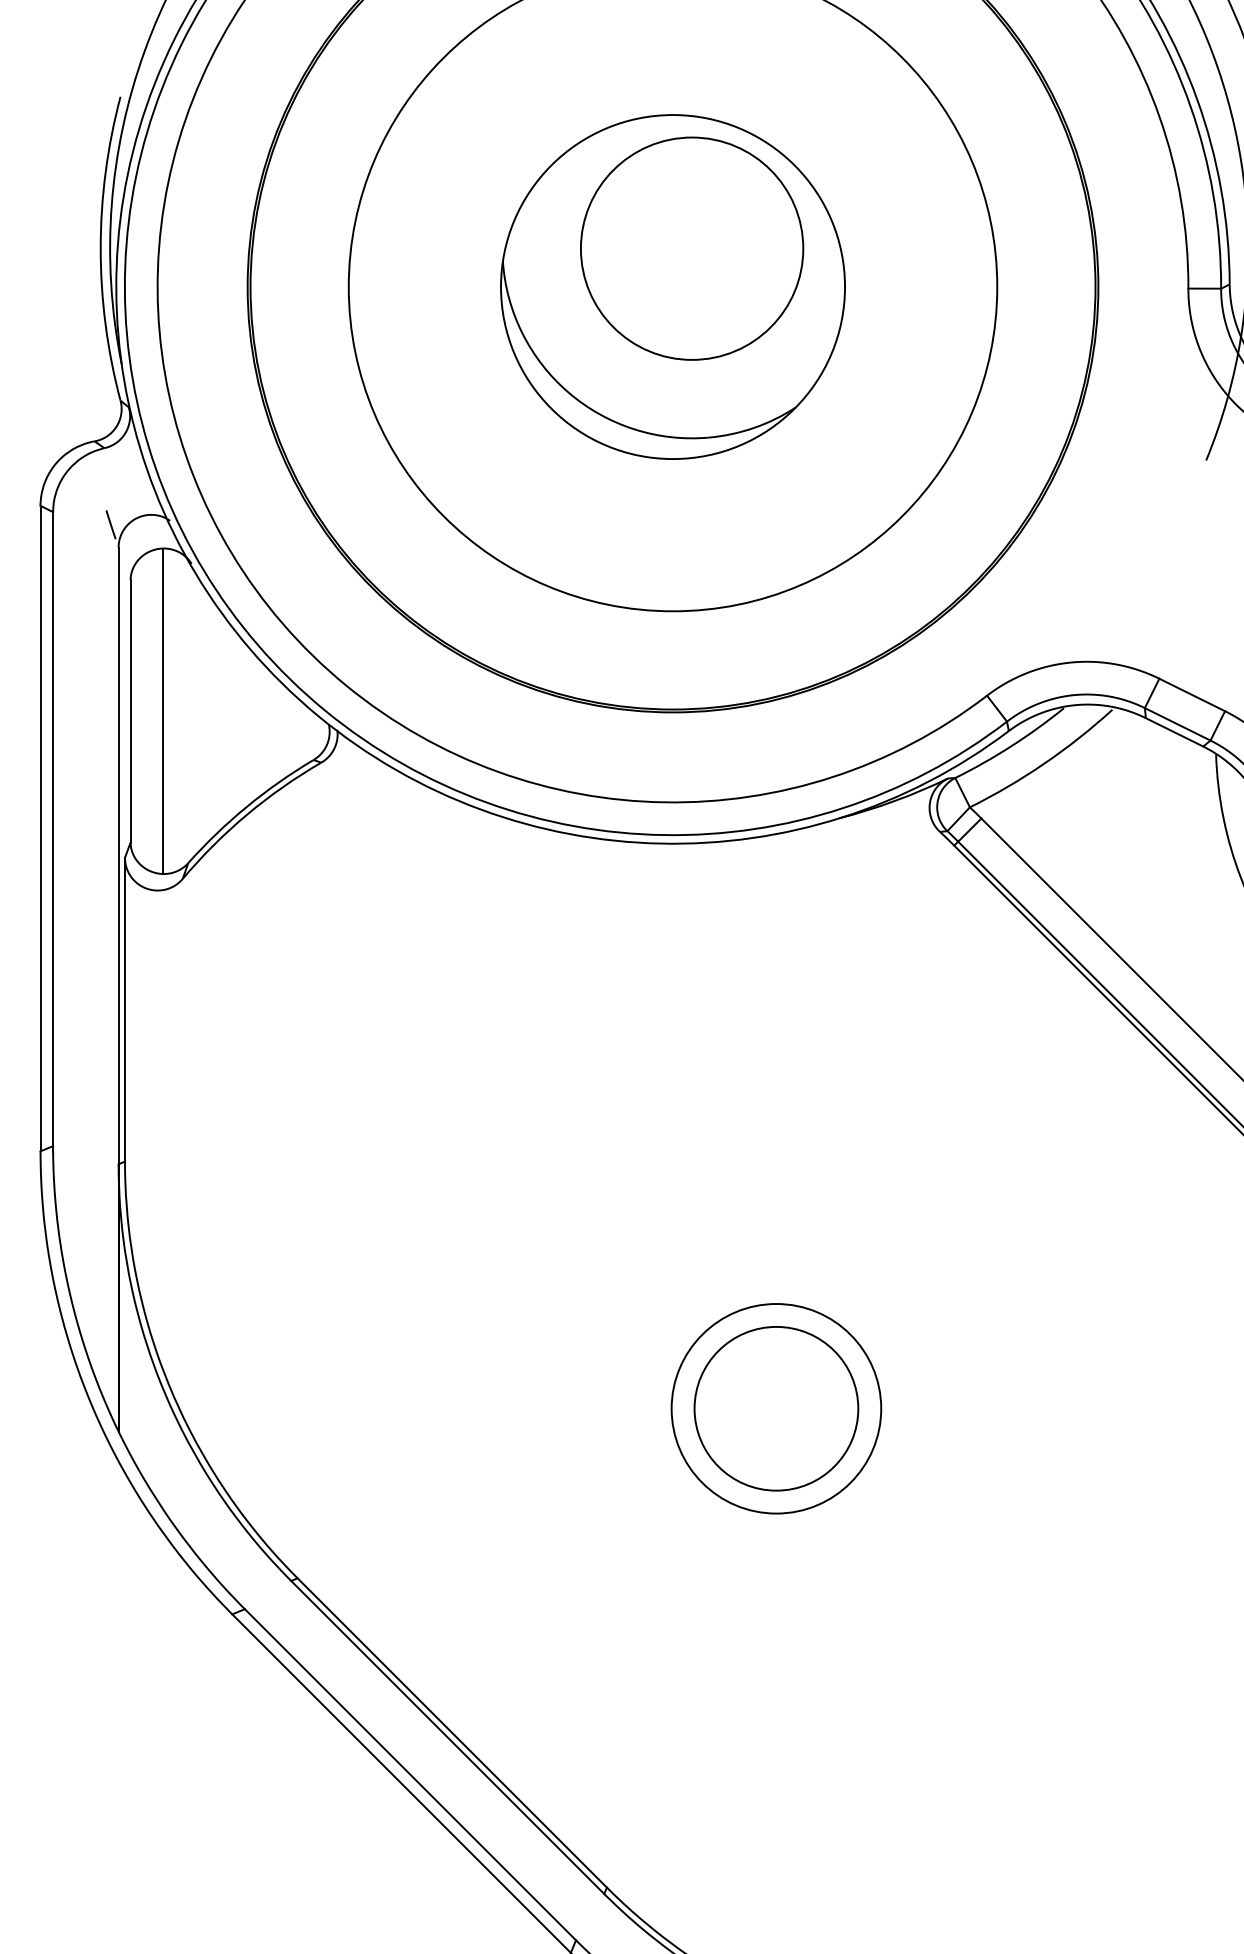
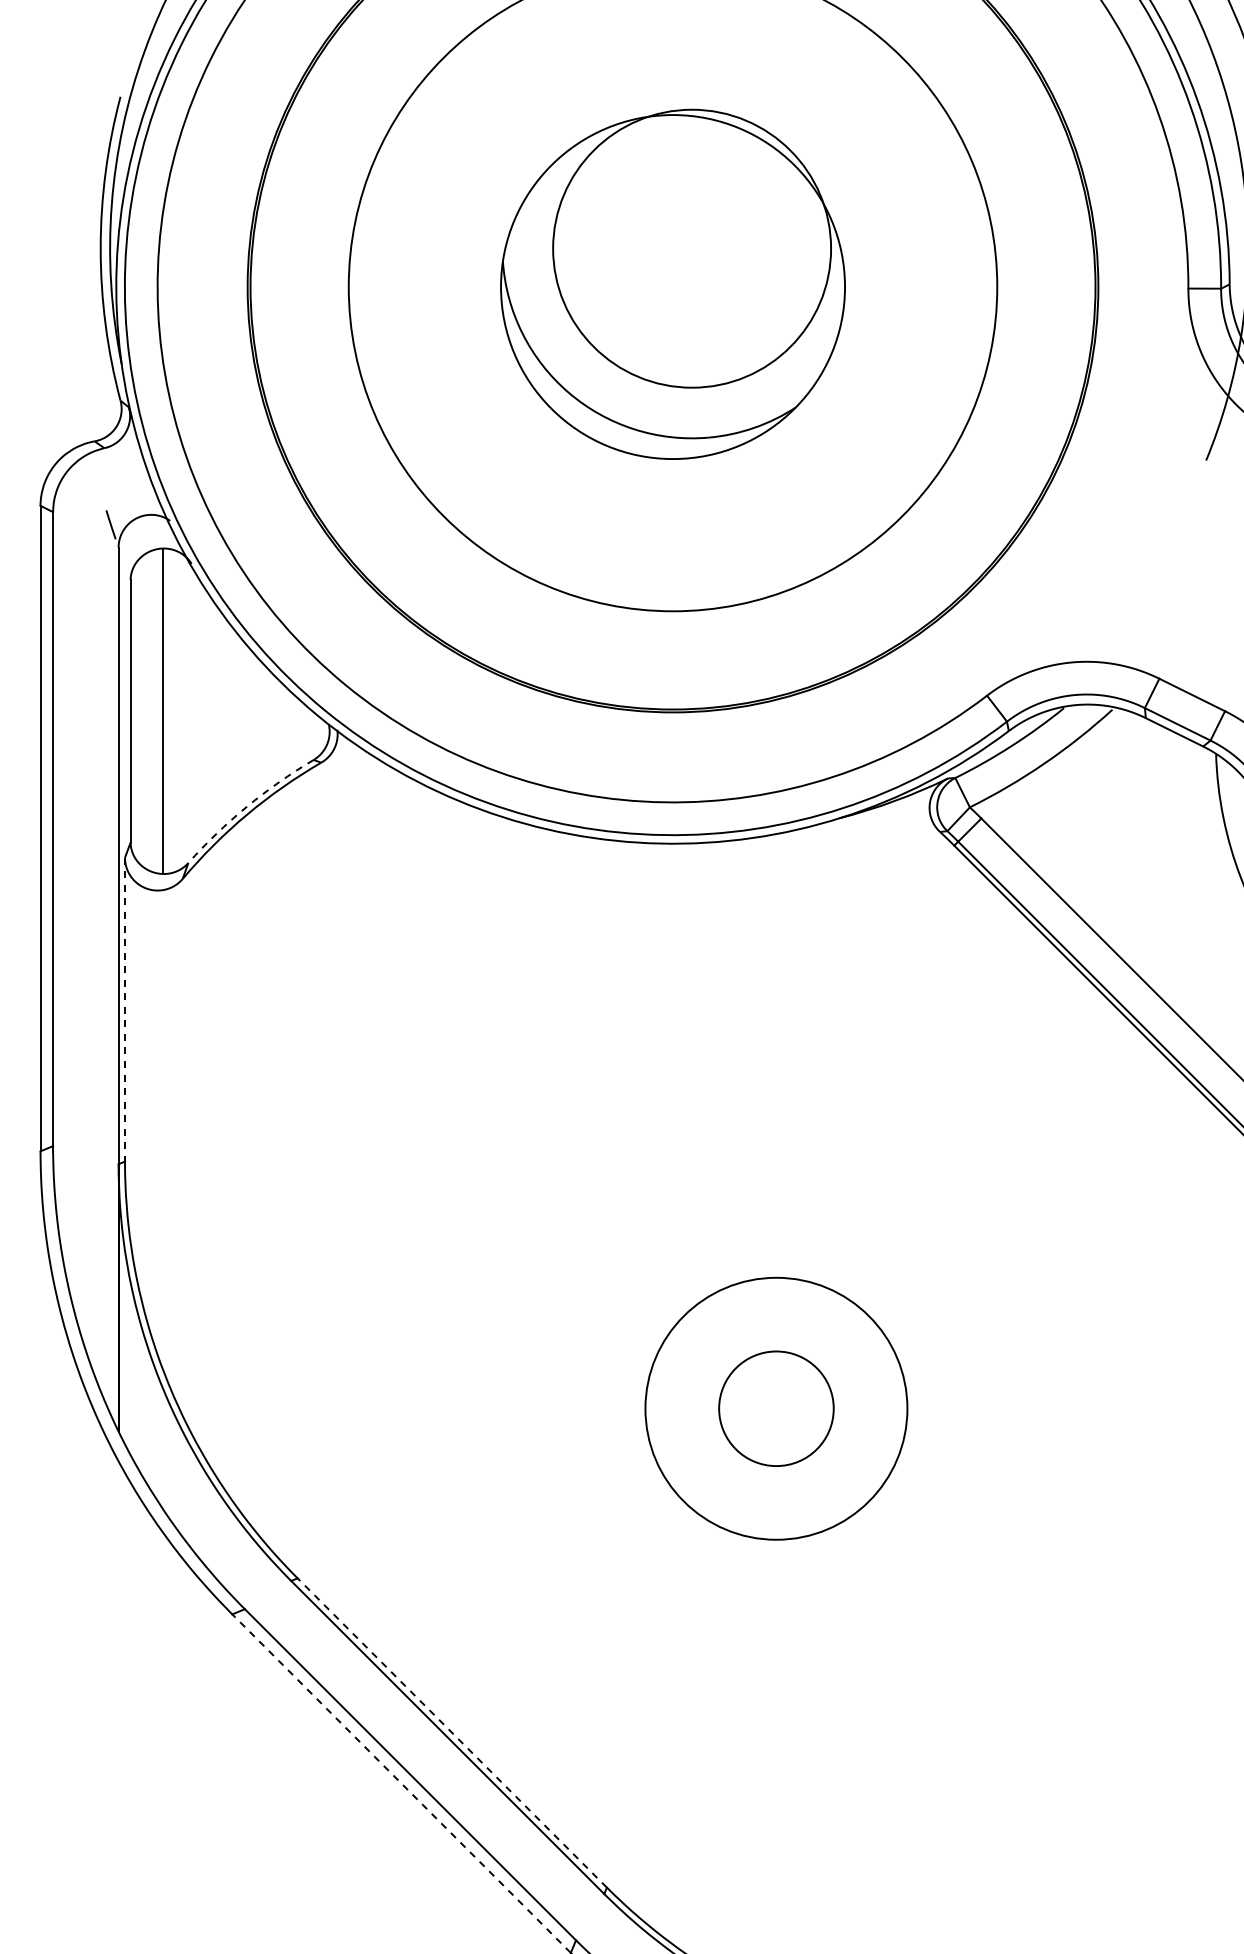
circle diameter: 222 px -> 278 px (692, 248)
arc: solid -> dashed (247, 806)
line: solid -> dashed (125, 1009)
circle diameter: 164 px -> 115 px (776, 1408)
circle diameter: 210 px -> 262 px (776, 1408)
line: solid -> dashed (452, 1732)
line: solid -> dashed (401, 1783)
